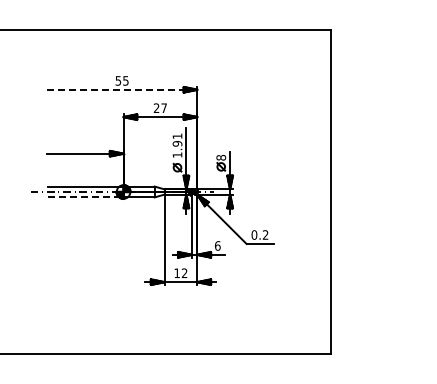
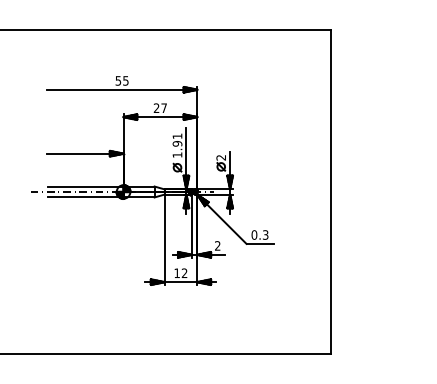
line: dashed -> solid (122, 89)
text: 8 -> 2 (221, 157)
line: dashed -> solid (85, 197)
text: 0.2 -> 0.3 (265, 235)
text: 6 -> 2 (217, 245)
